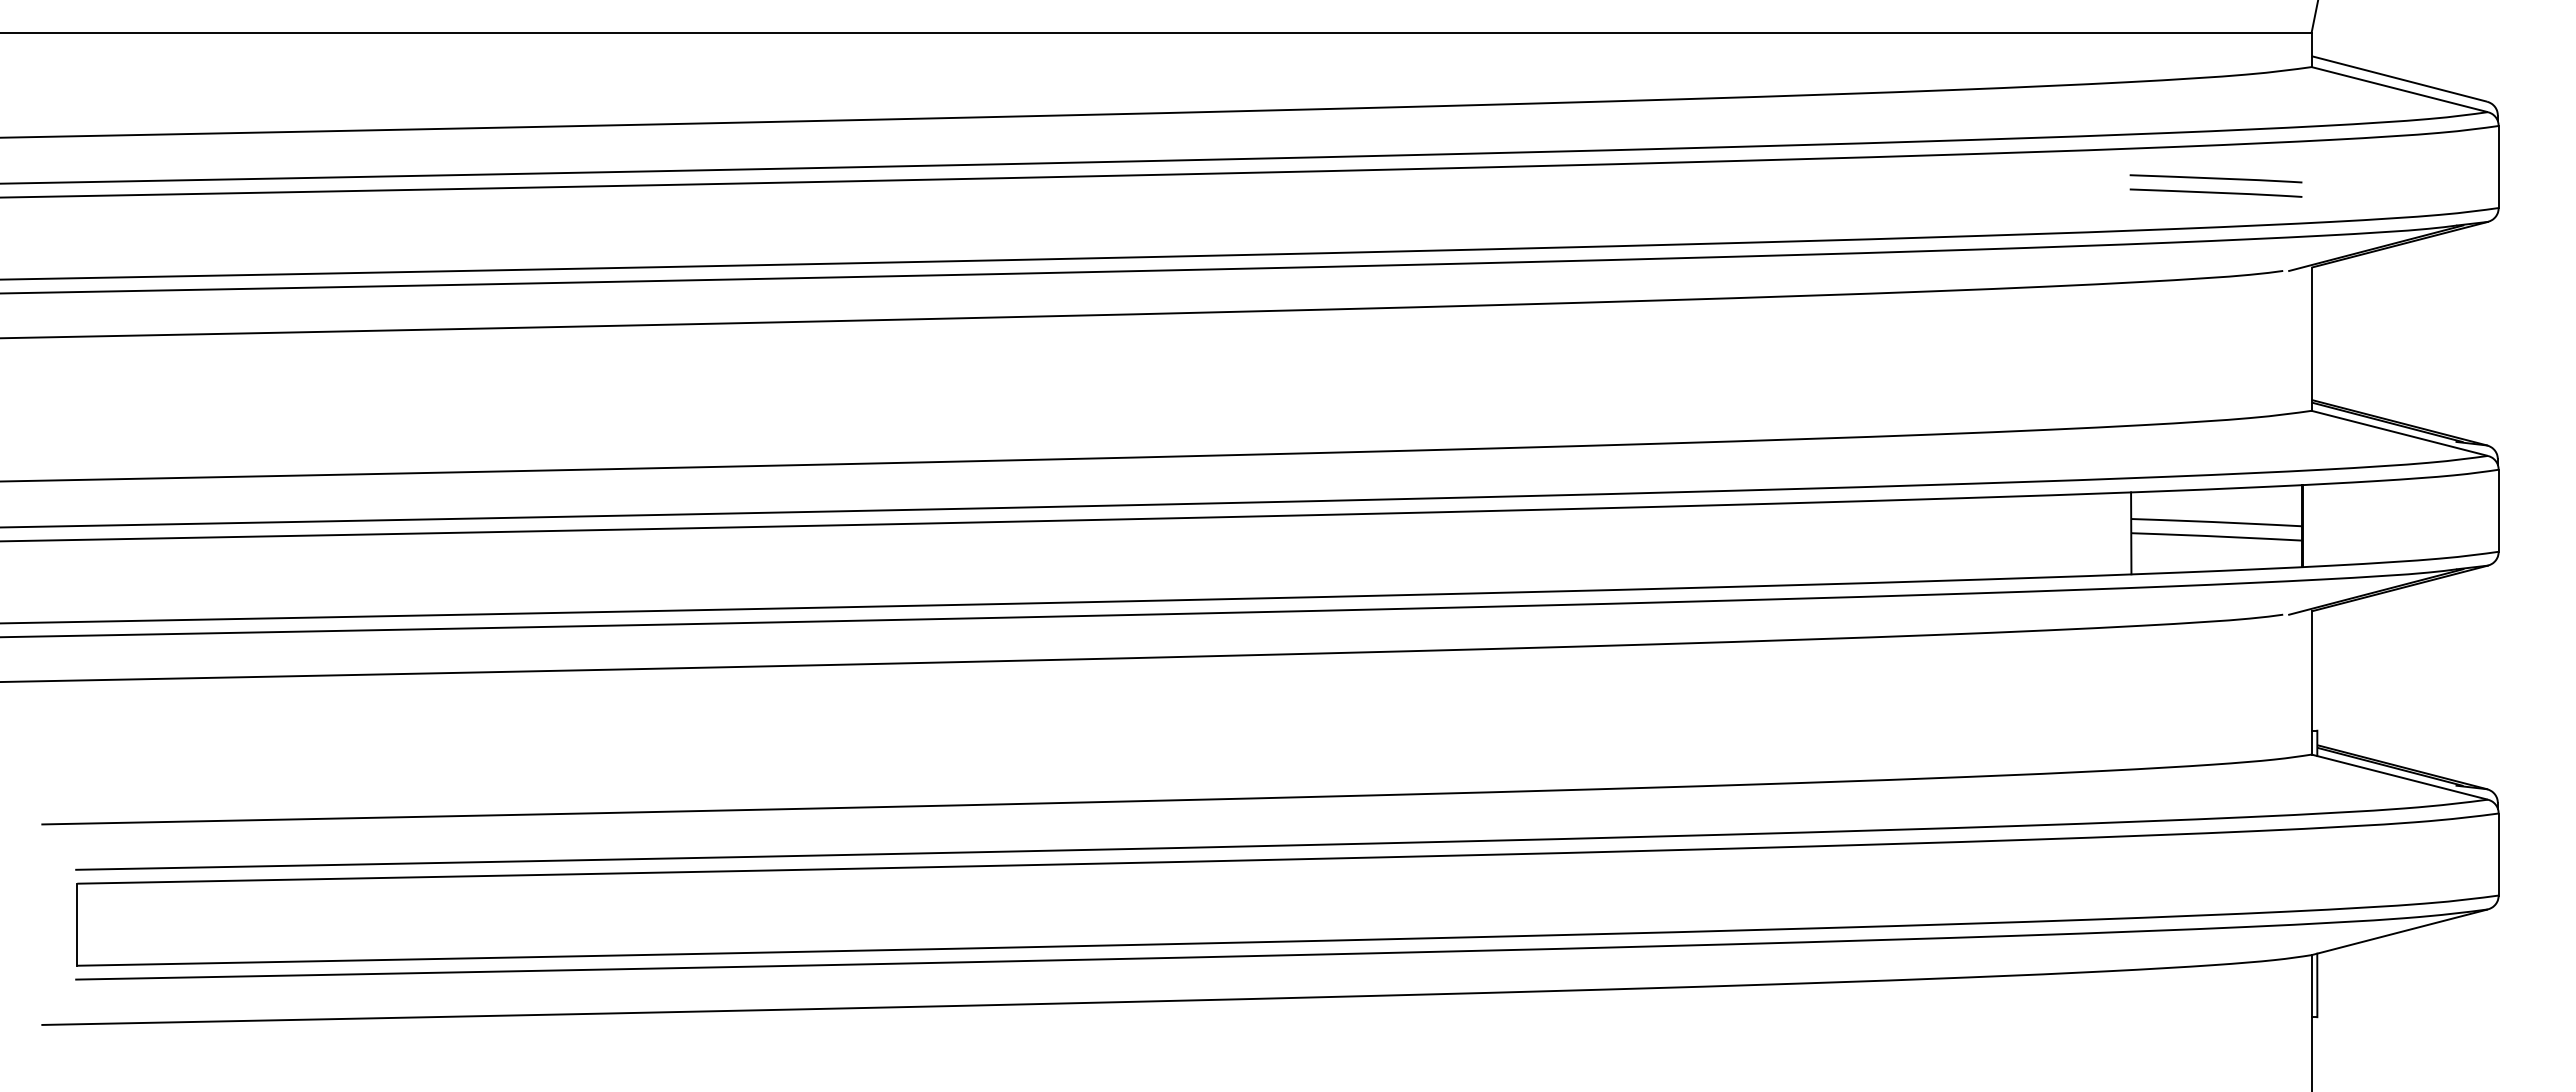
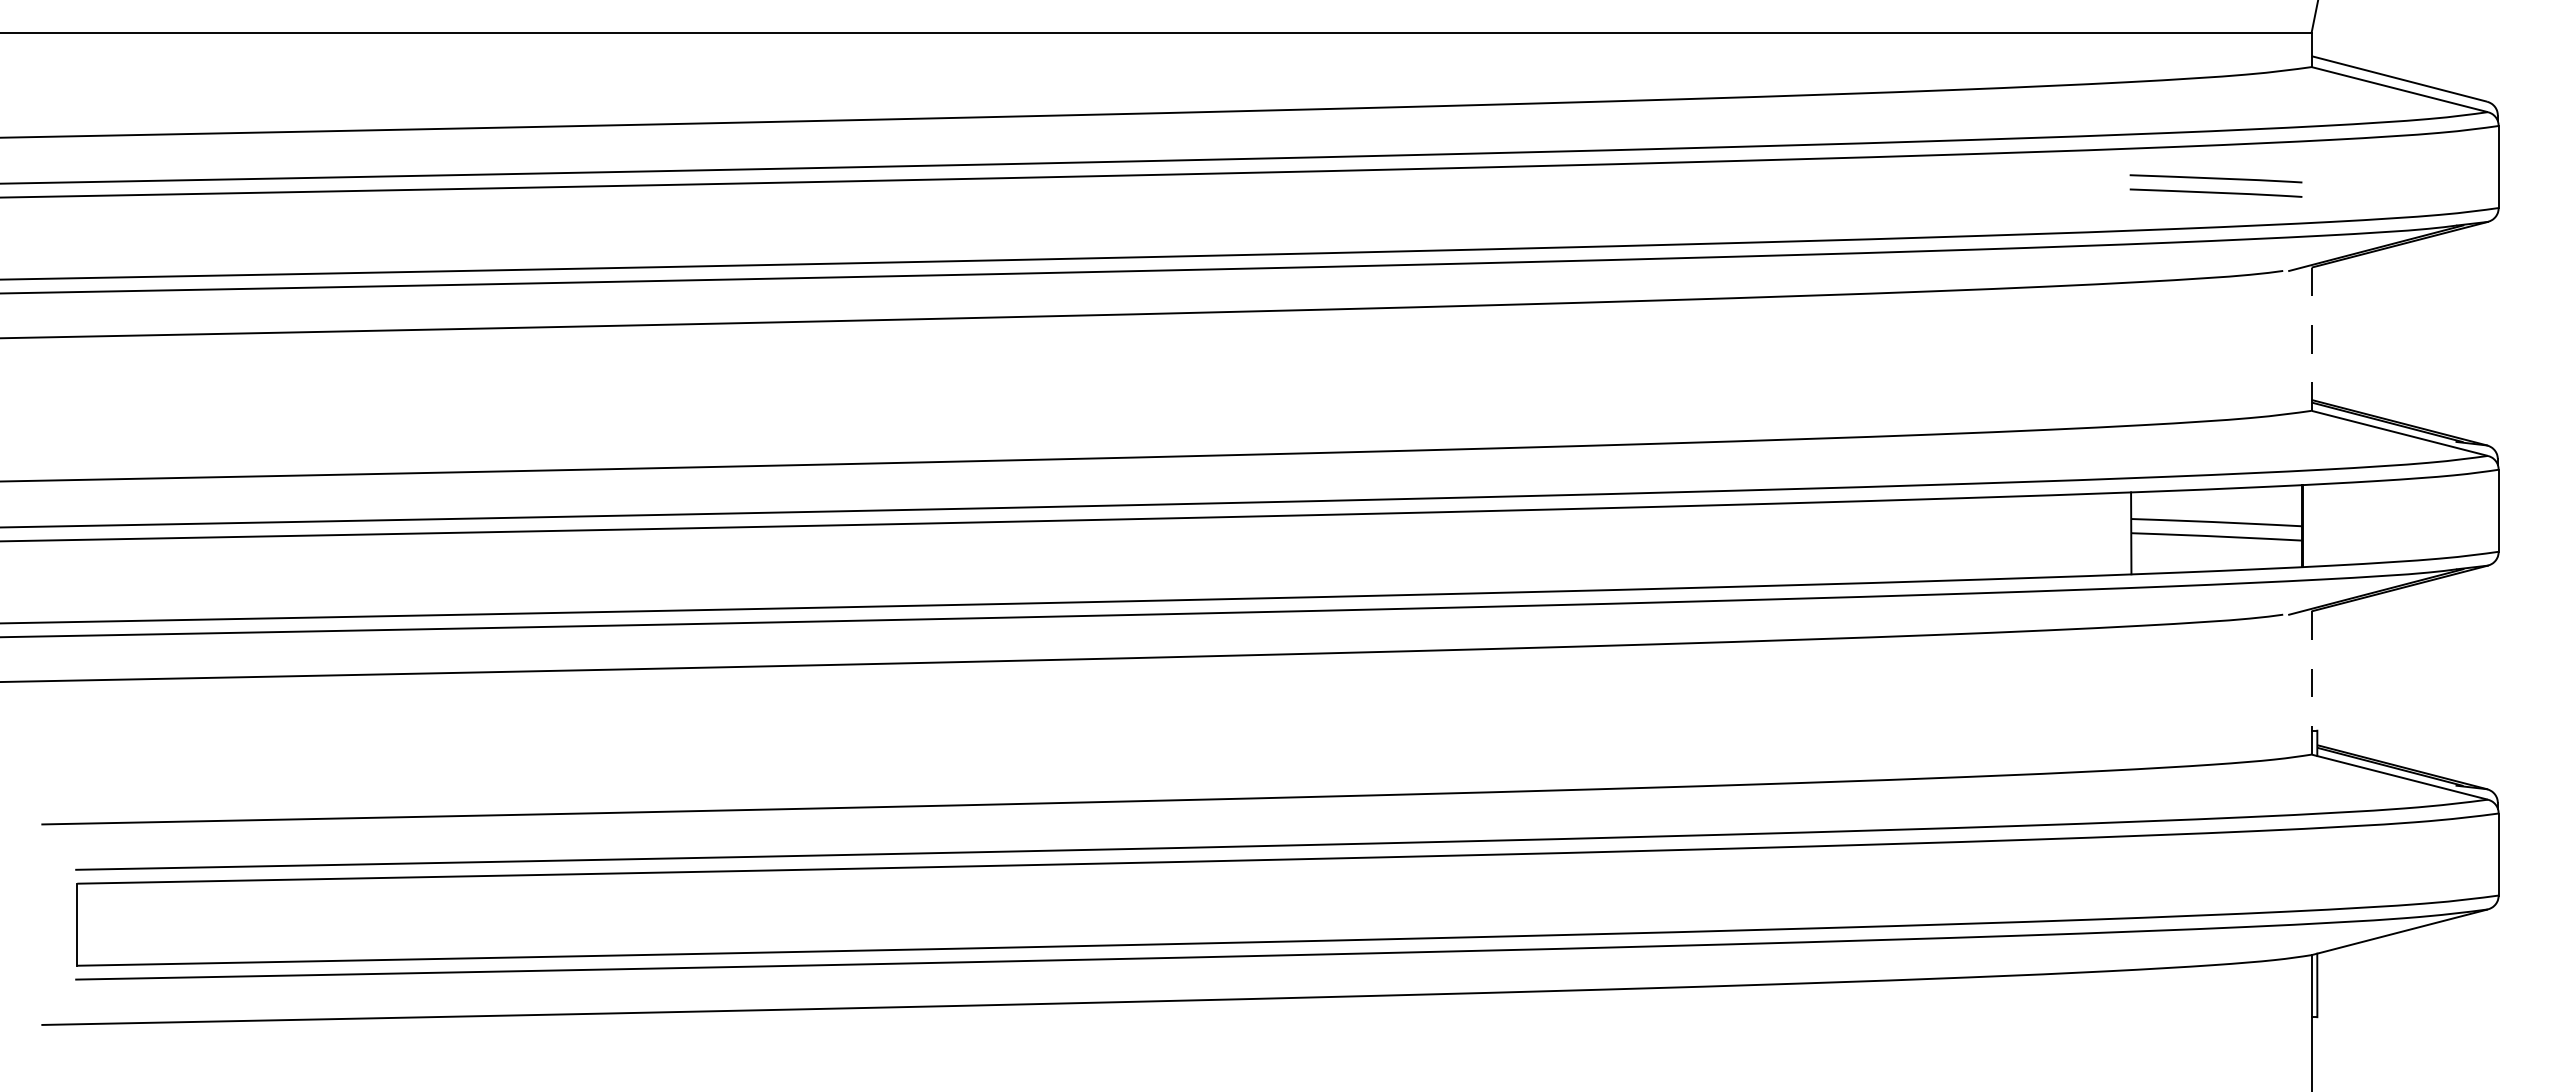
line: solid -> dashed (2311, 339)
line: solid -> dashed (2311, 682)
